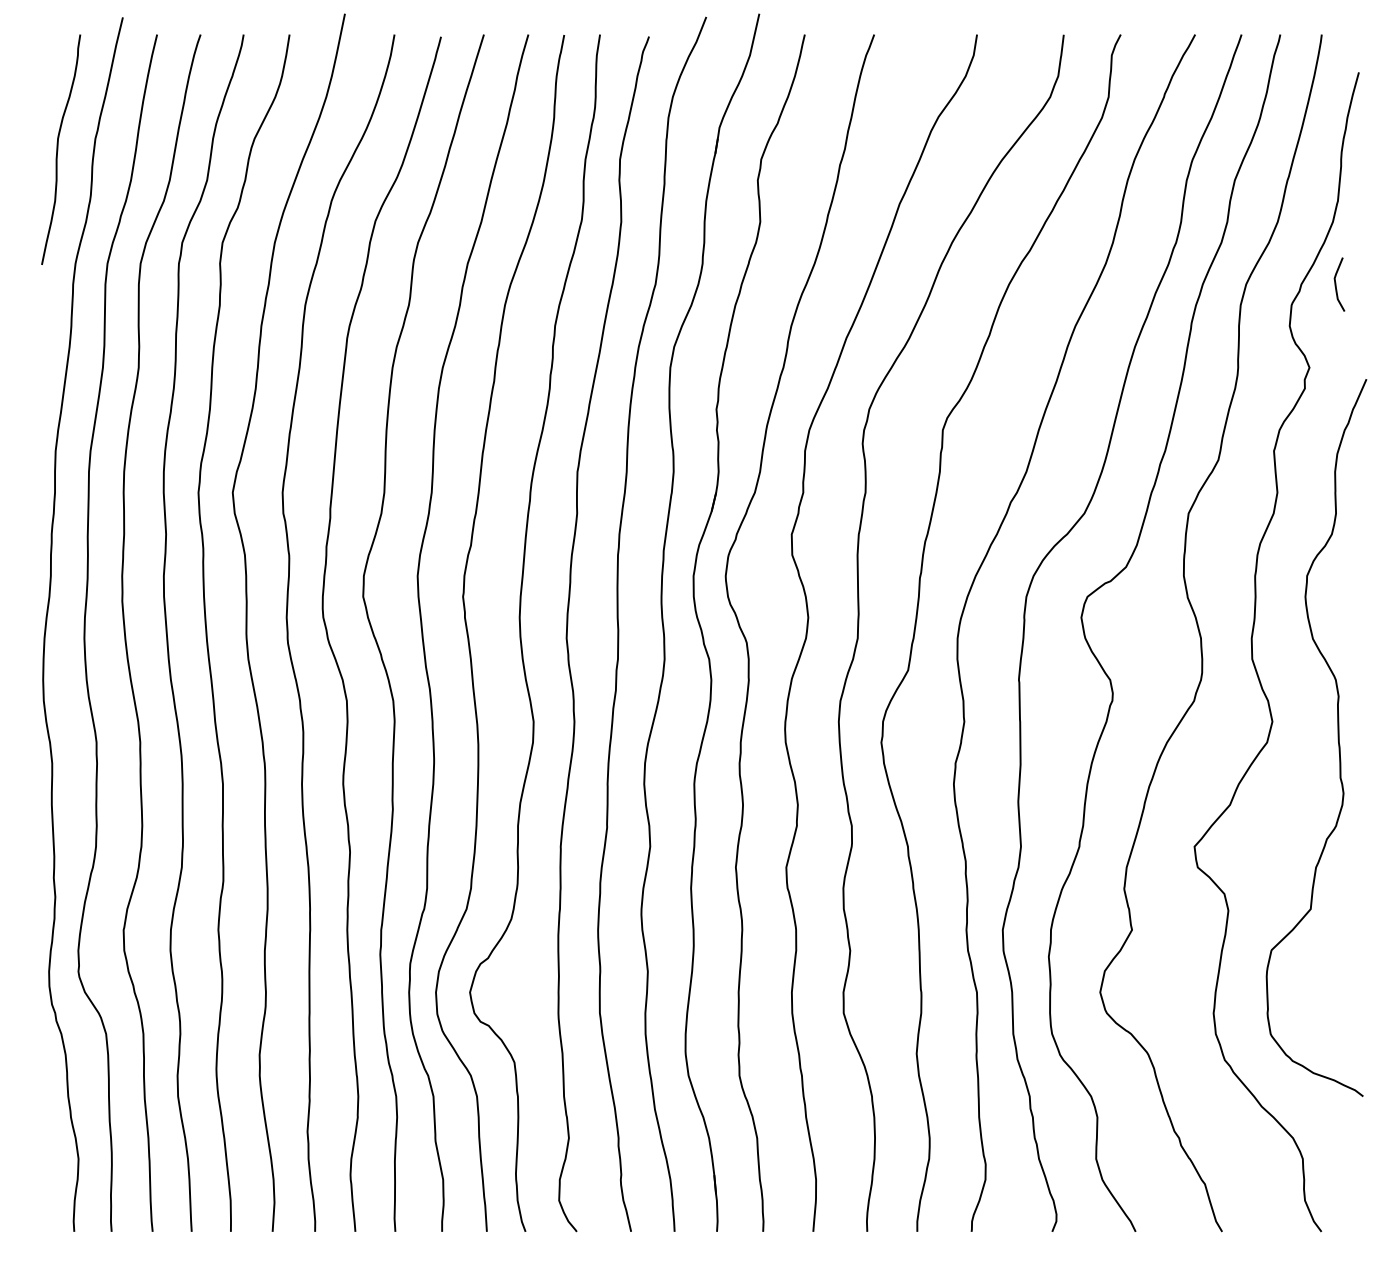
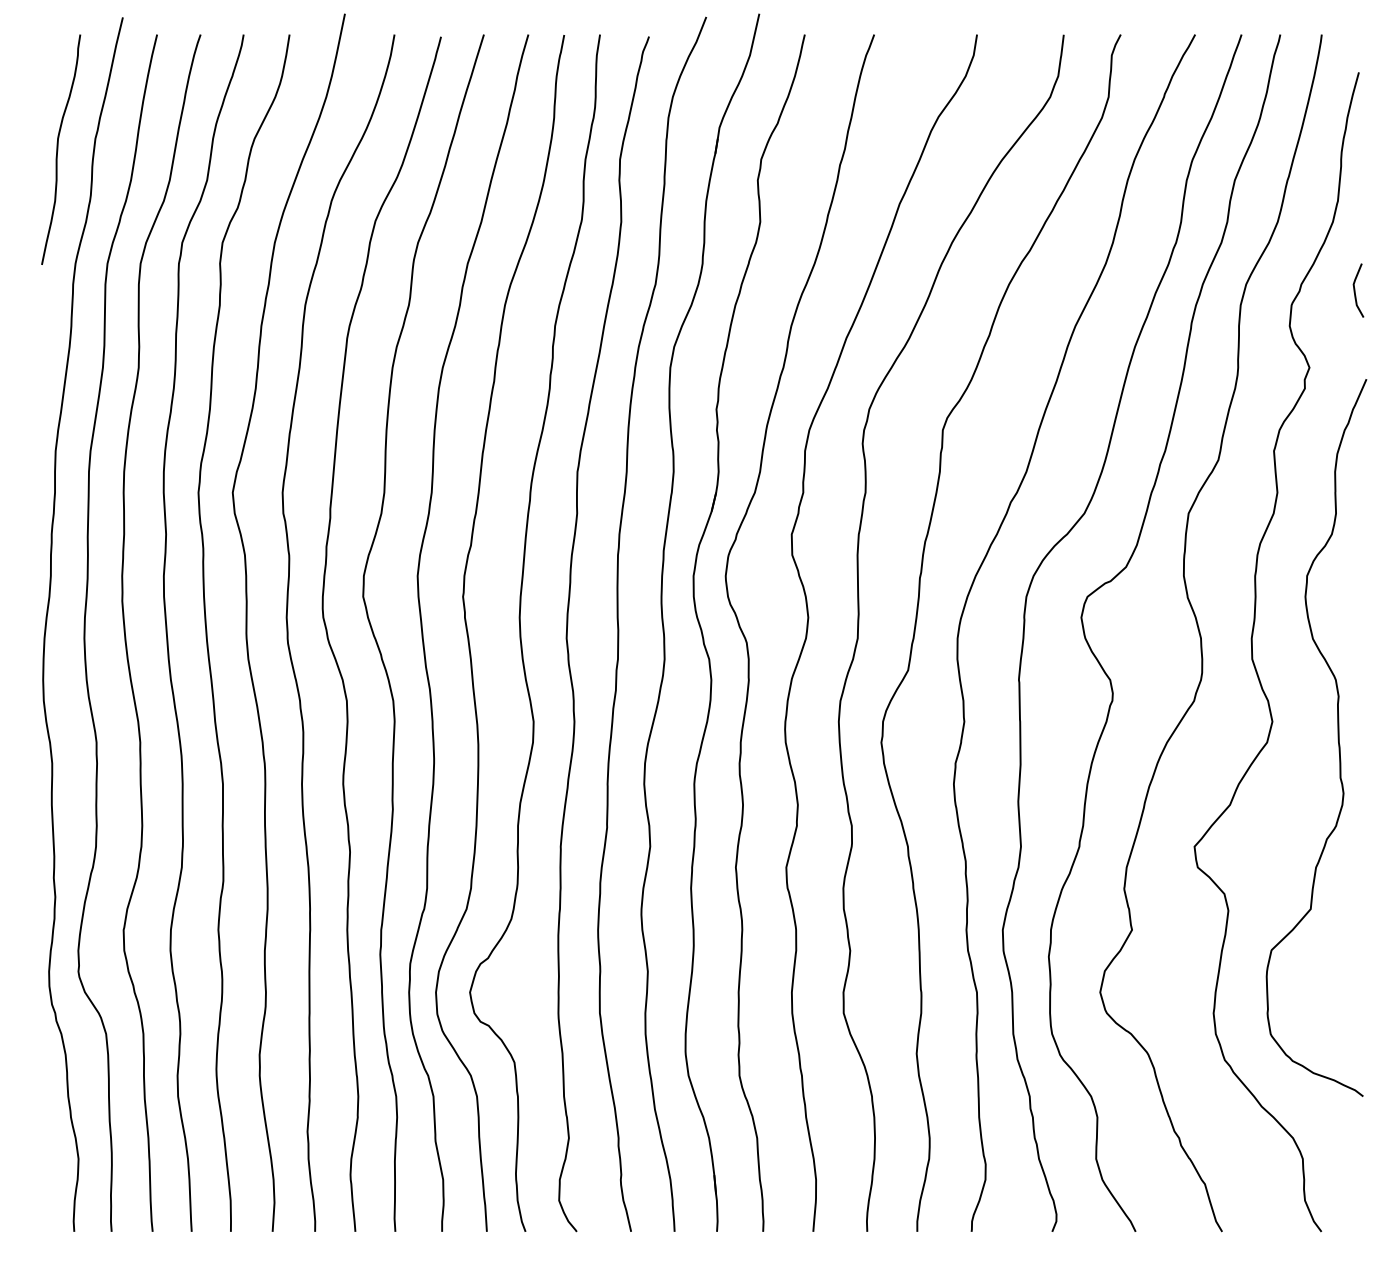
curve position: (1336, 284) -> (1355, 290) (1355, 290)
